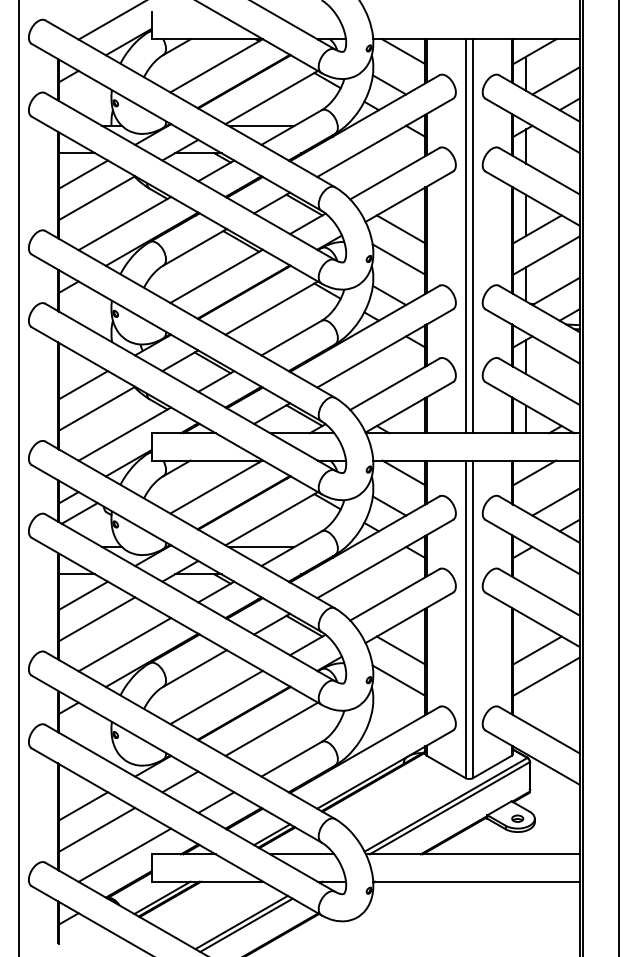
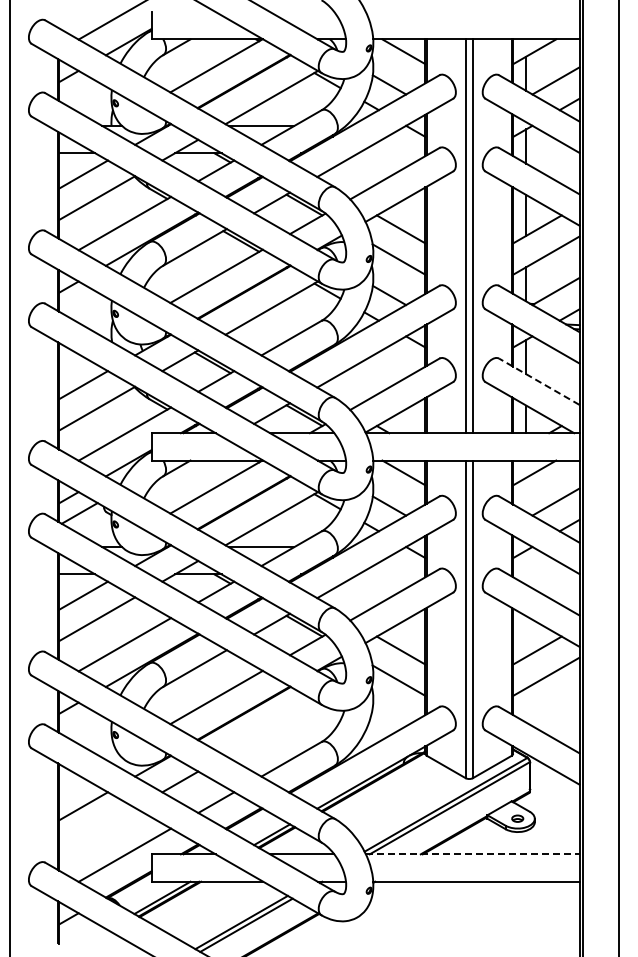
line: solid -> dashed (538, 381)
line position: (19, 477) -> (10, 477) (10, 477)
line: present -> none (271, 728)
line: present -> none (97, 829)
line: solid -> dashed (472, 854)
